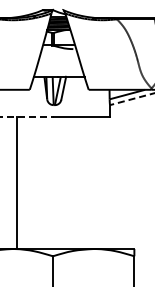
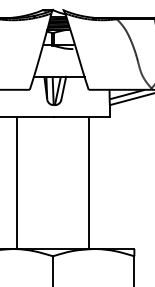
line: dashed -> solid (131, 99)
line: dashed -> solid (27, 117)
line: none -> present (88, 183)
